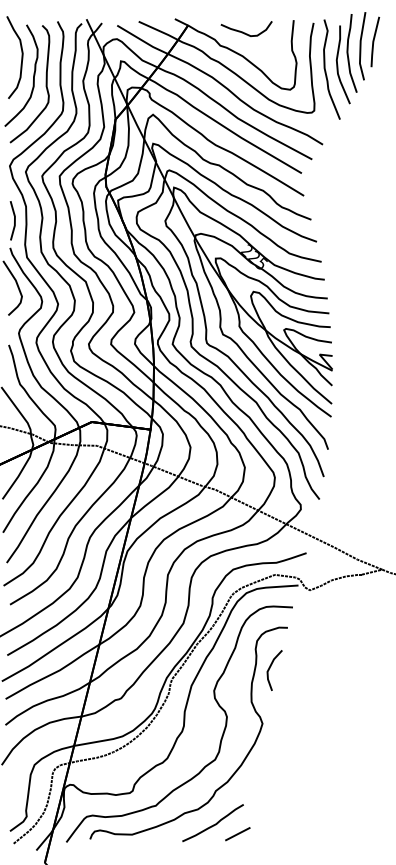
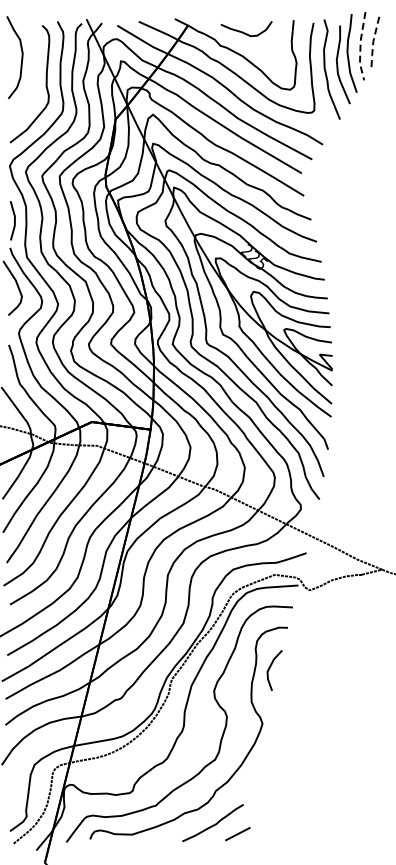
line: solid -> dashed (373, 41)
line: solid -> dashed (360, 46)
curve: present -> none (33, 75)
